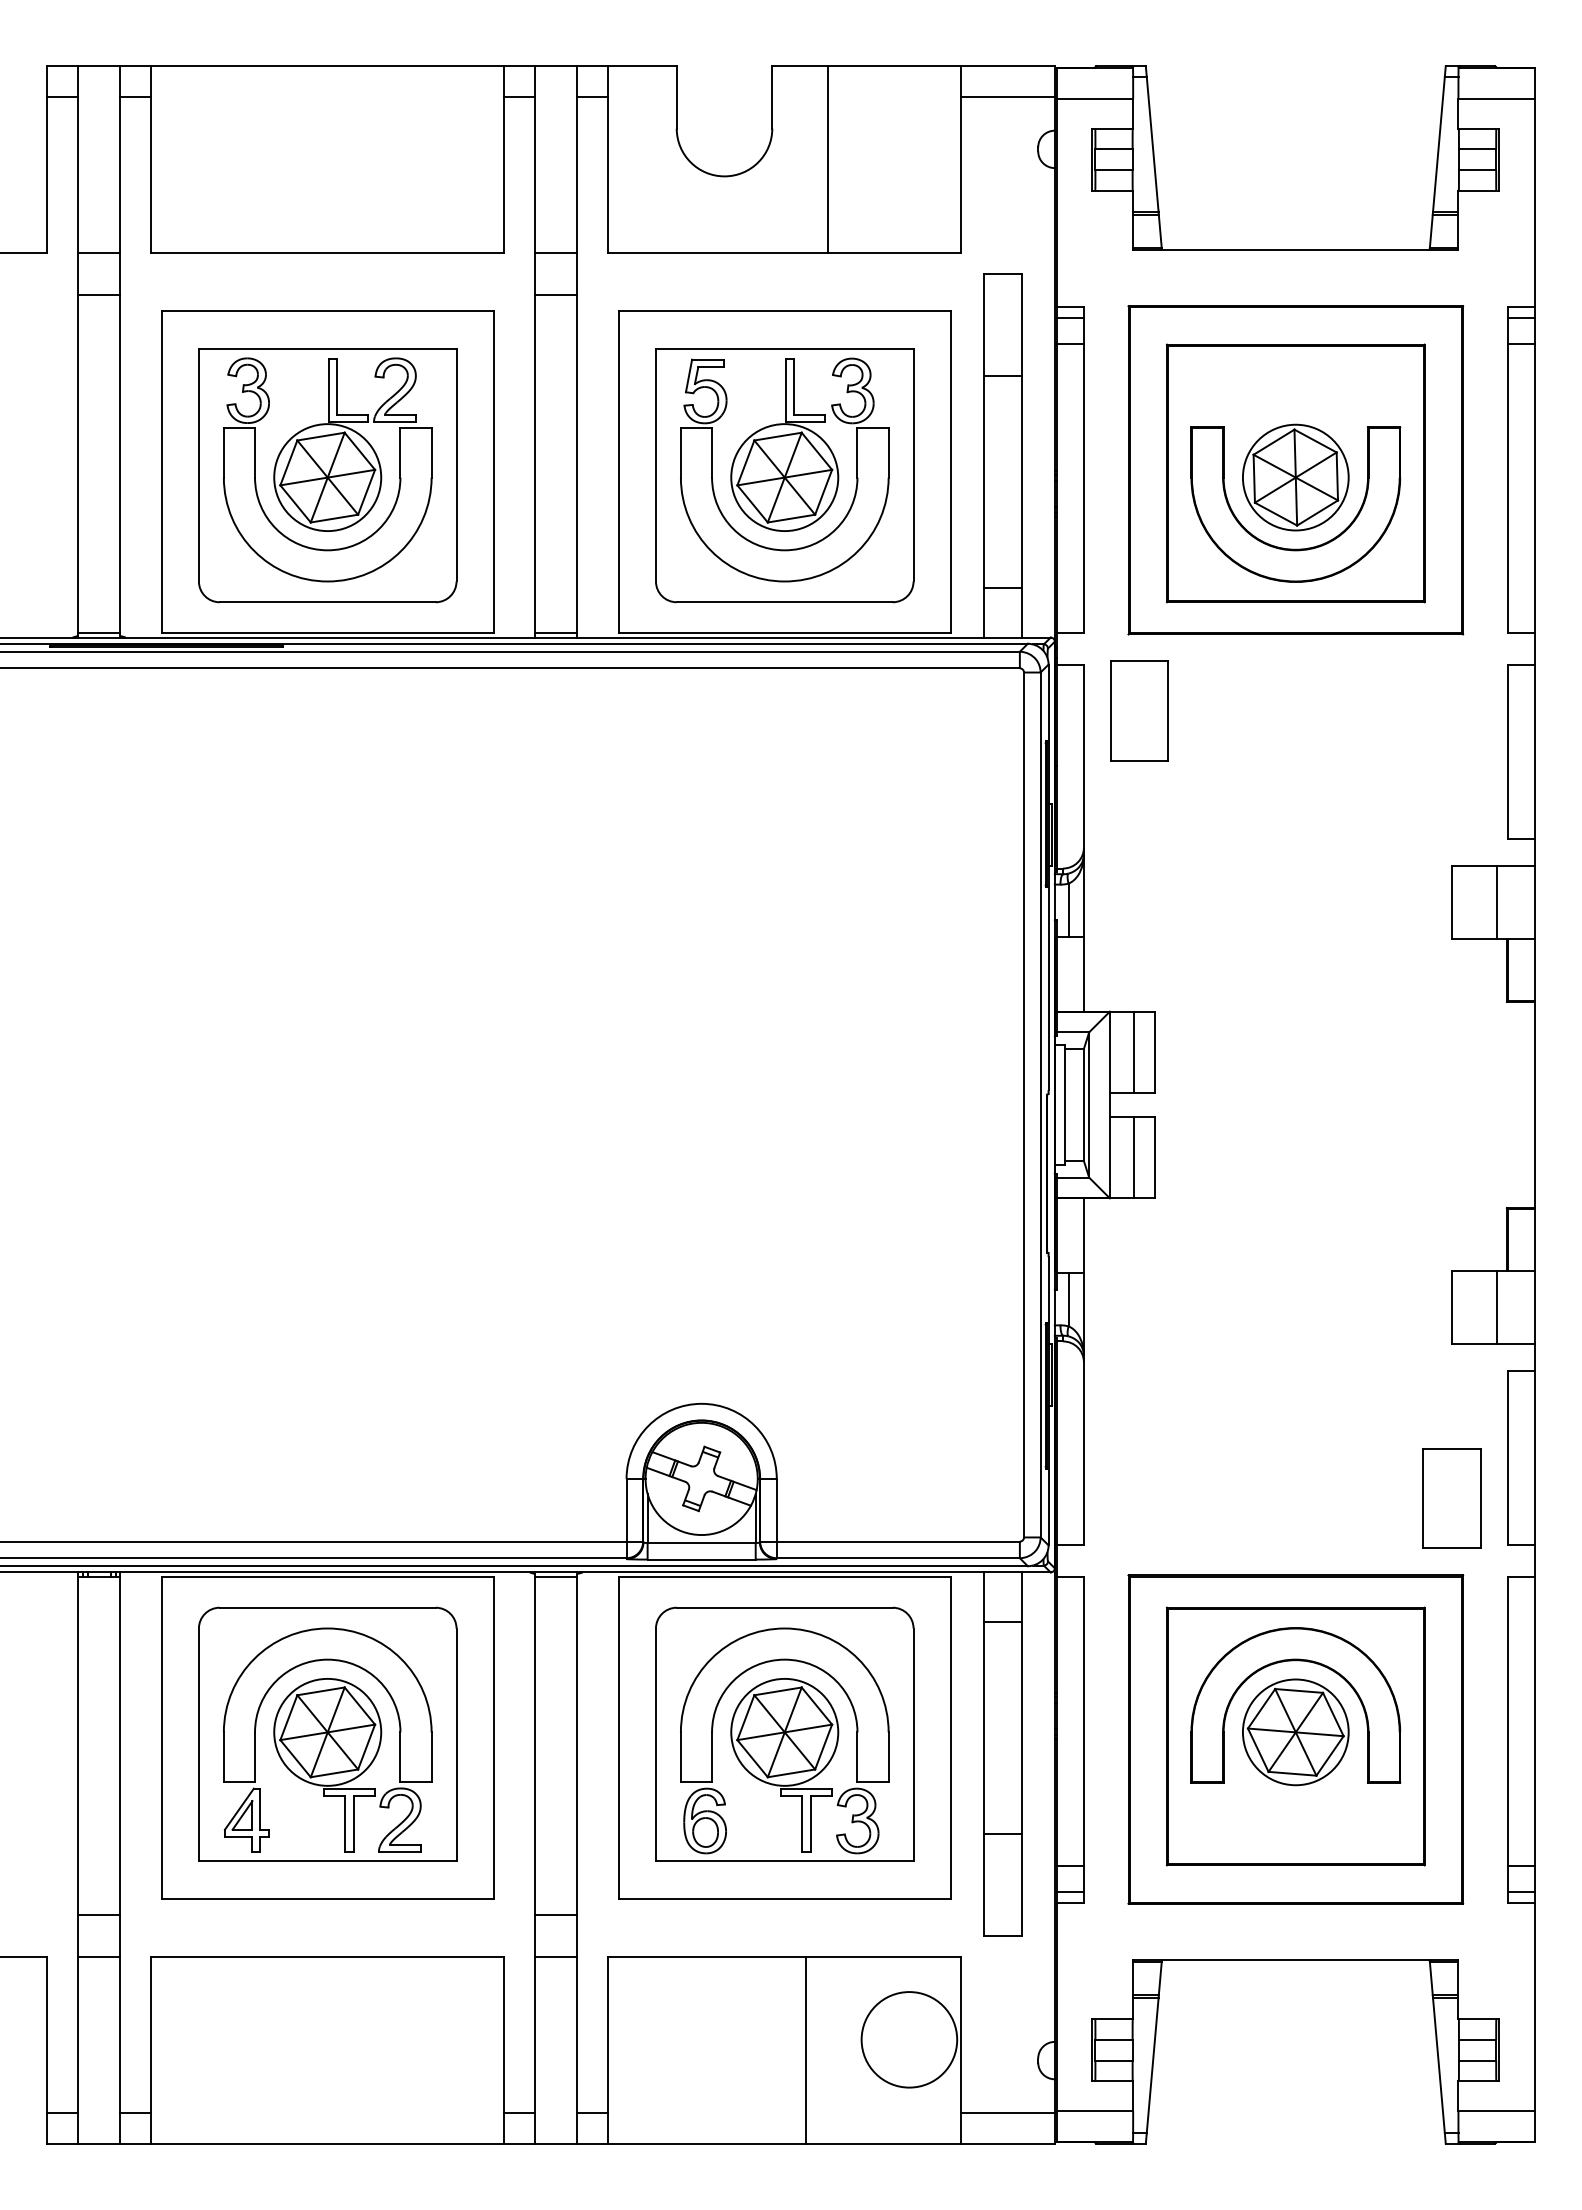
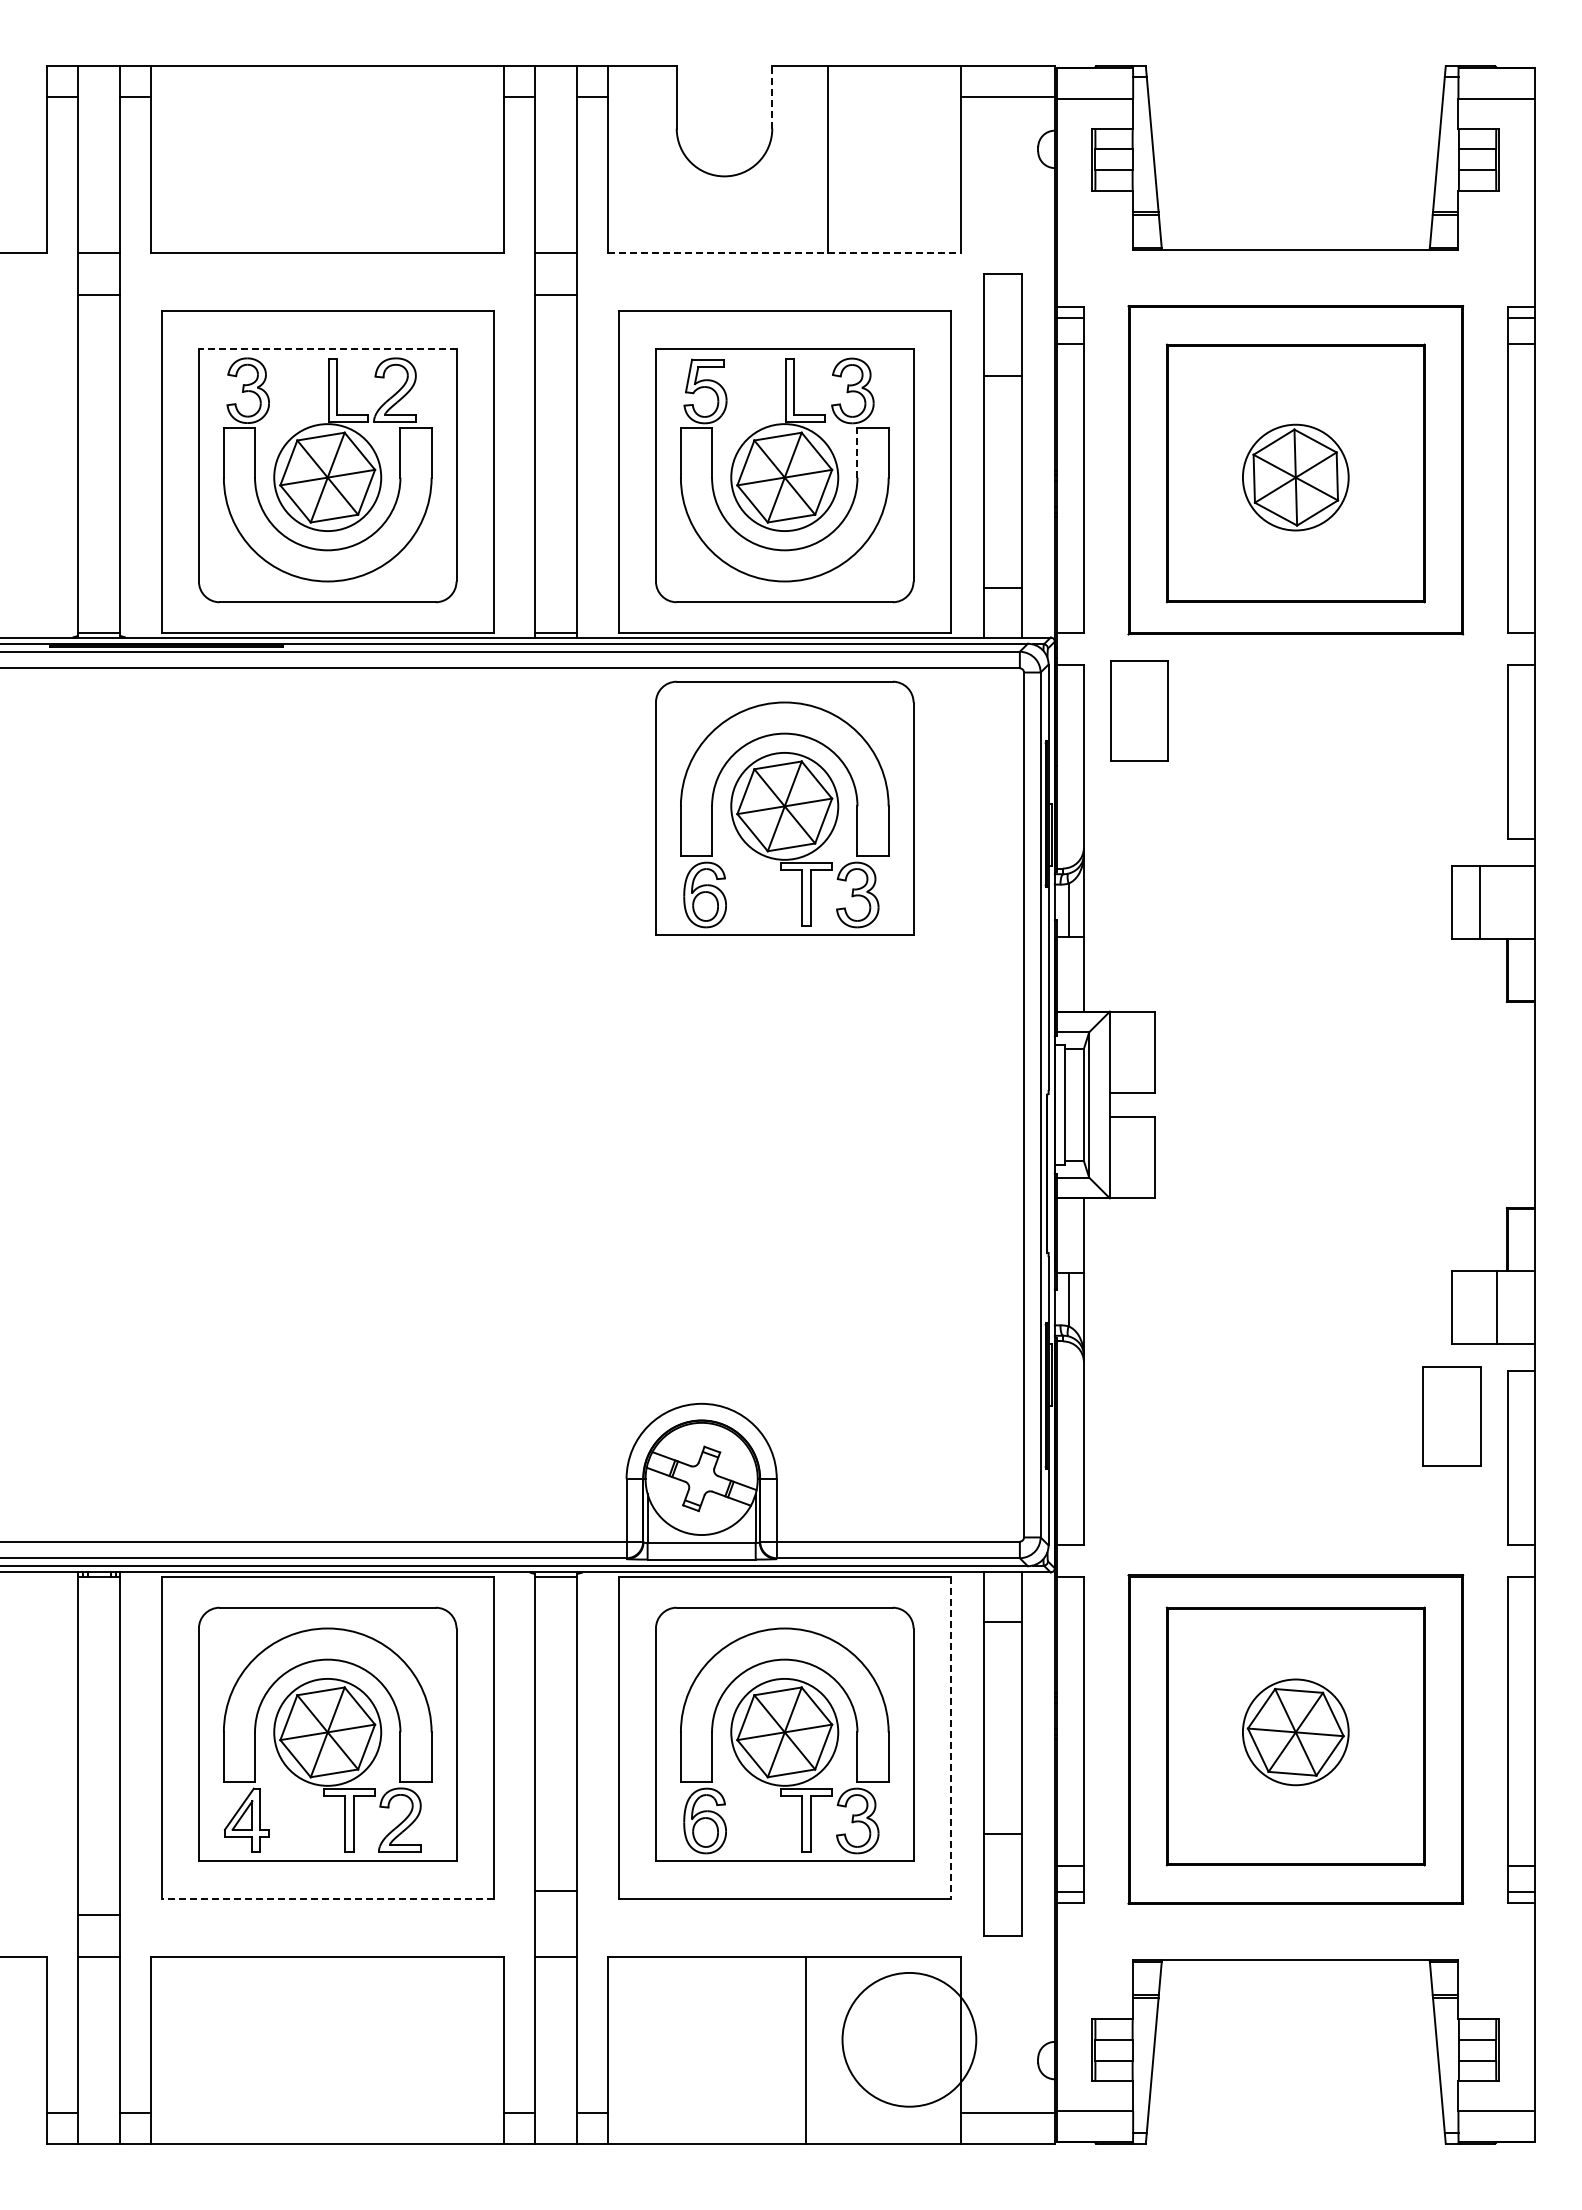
line: solid -> dashed (772, 96)
line: solid -> dashed (784, 253)
line: solid -> dashed (327, 348)
line: solid -> dashed (857, 452)
part: present -> none (1295, 548)
part: none -> present (784, 807)
line position: (1497, 902) -> (1480, 902) (1480, 902)
line: present -> none (1133, 1051)
line: present -> none (1133, 1157)
part position: (1451, 1498) -> (1451, 1416) (1451, 1416)
part: present -> none (1295, 1661)
line: solid -> dashed (950, 1737)
line: solid -> dashed (327, 1898)
line position: (556, 1915) -> (556, 1891) (556, 1891)
circle diameter: 96 px -> 134 px (909, 2039)
